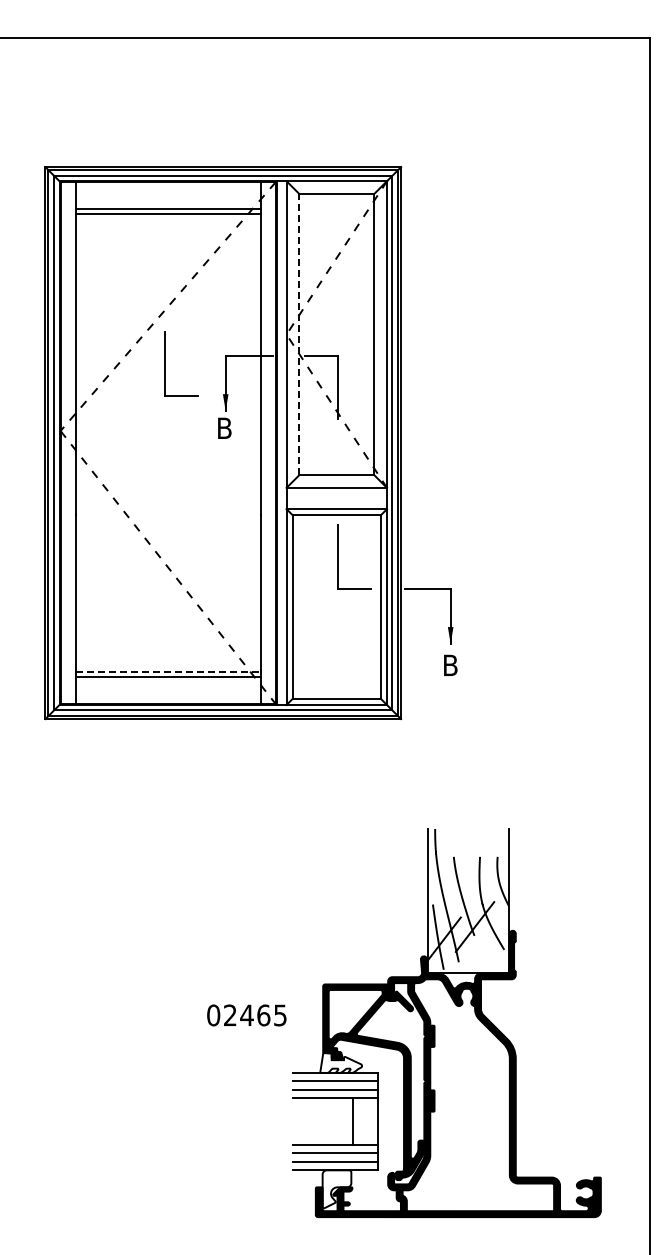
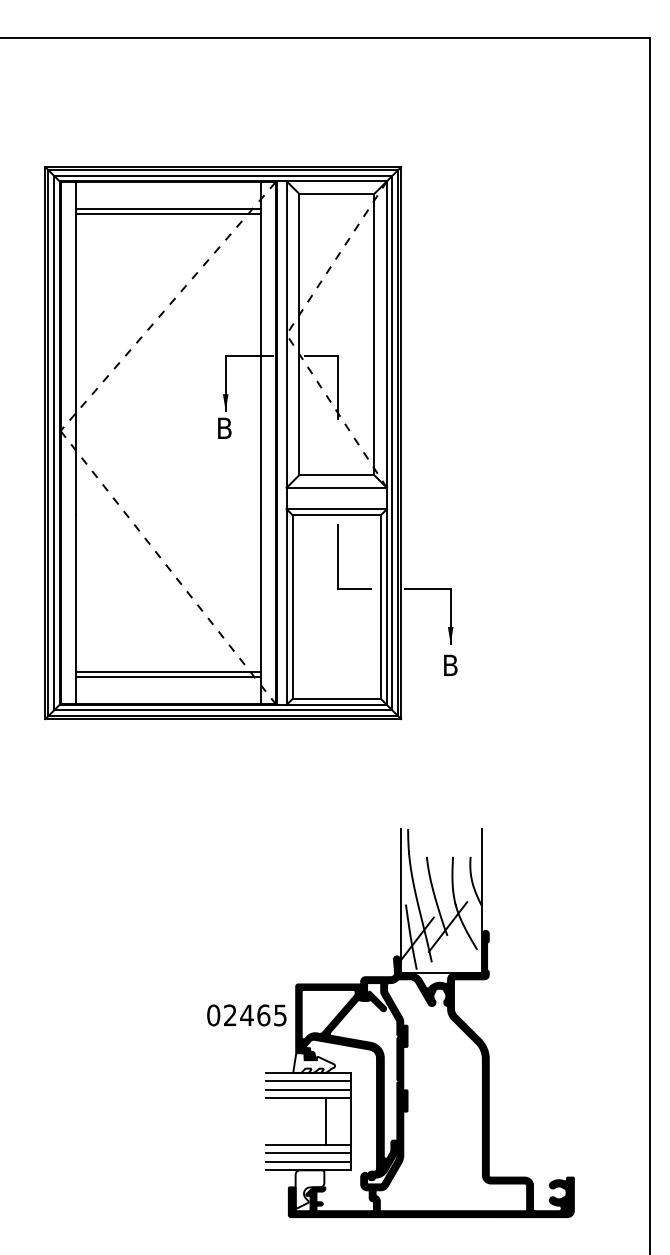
line: dashed -> solid (299, 334)
part: present -> none (165, 363)
line: dashed -> solid (168, 672)
part position: (446, 1022) -> (419, 1022) (419, 1022)
